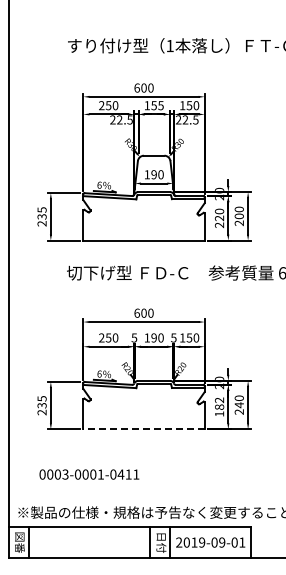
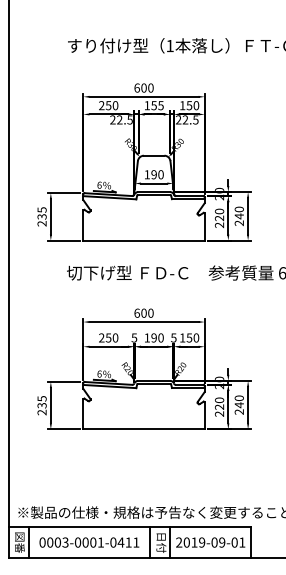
text: 200 -> 240 (238, 216)
text: 182 -> 220 (219, 406)
line: dashed -> solid (144, 429)
text position: (89, 474) -> (89, 542) (89, 542)
